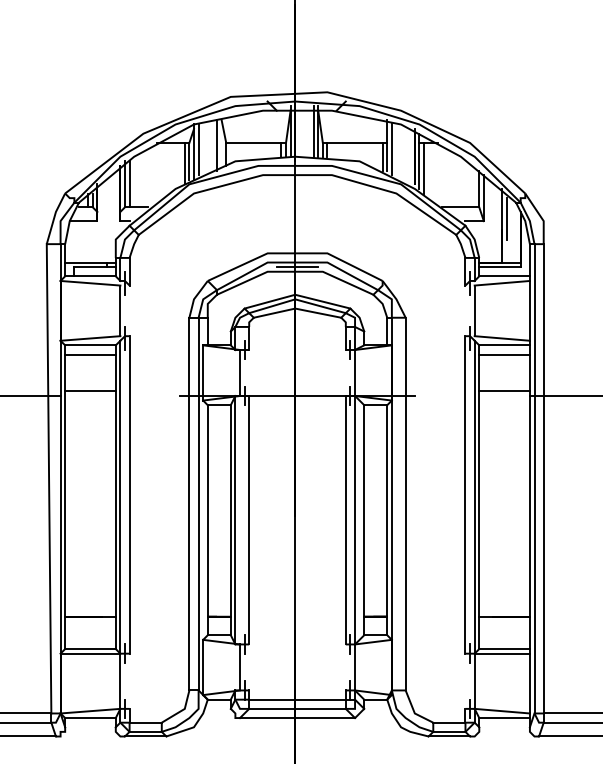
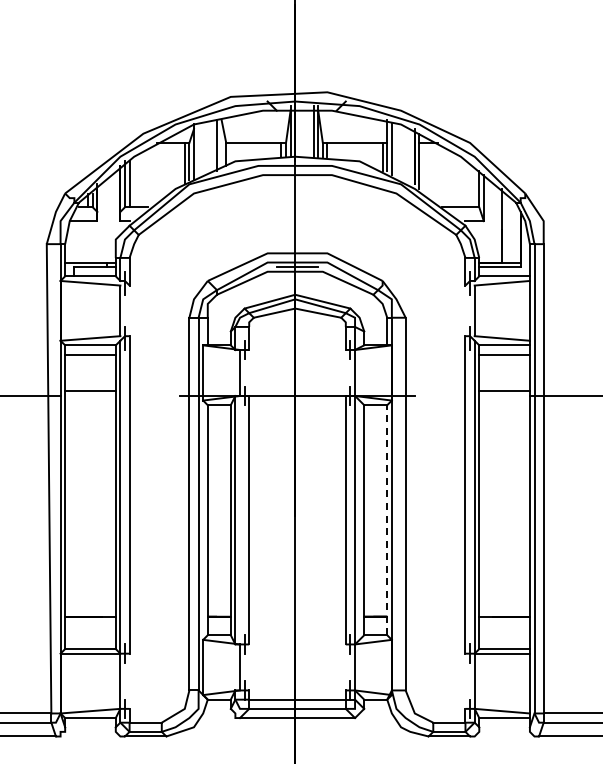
line: present -> none (198, 149)
line: present -> none (424, 167)
line: present -> none (506, 218)
line: solid -> dashed (387, 519)
